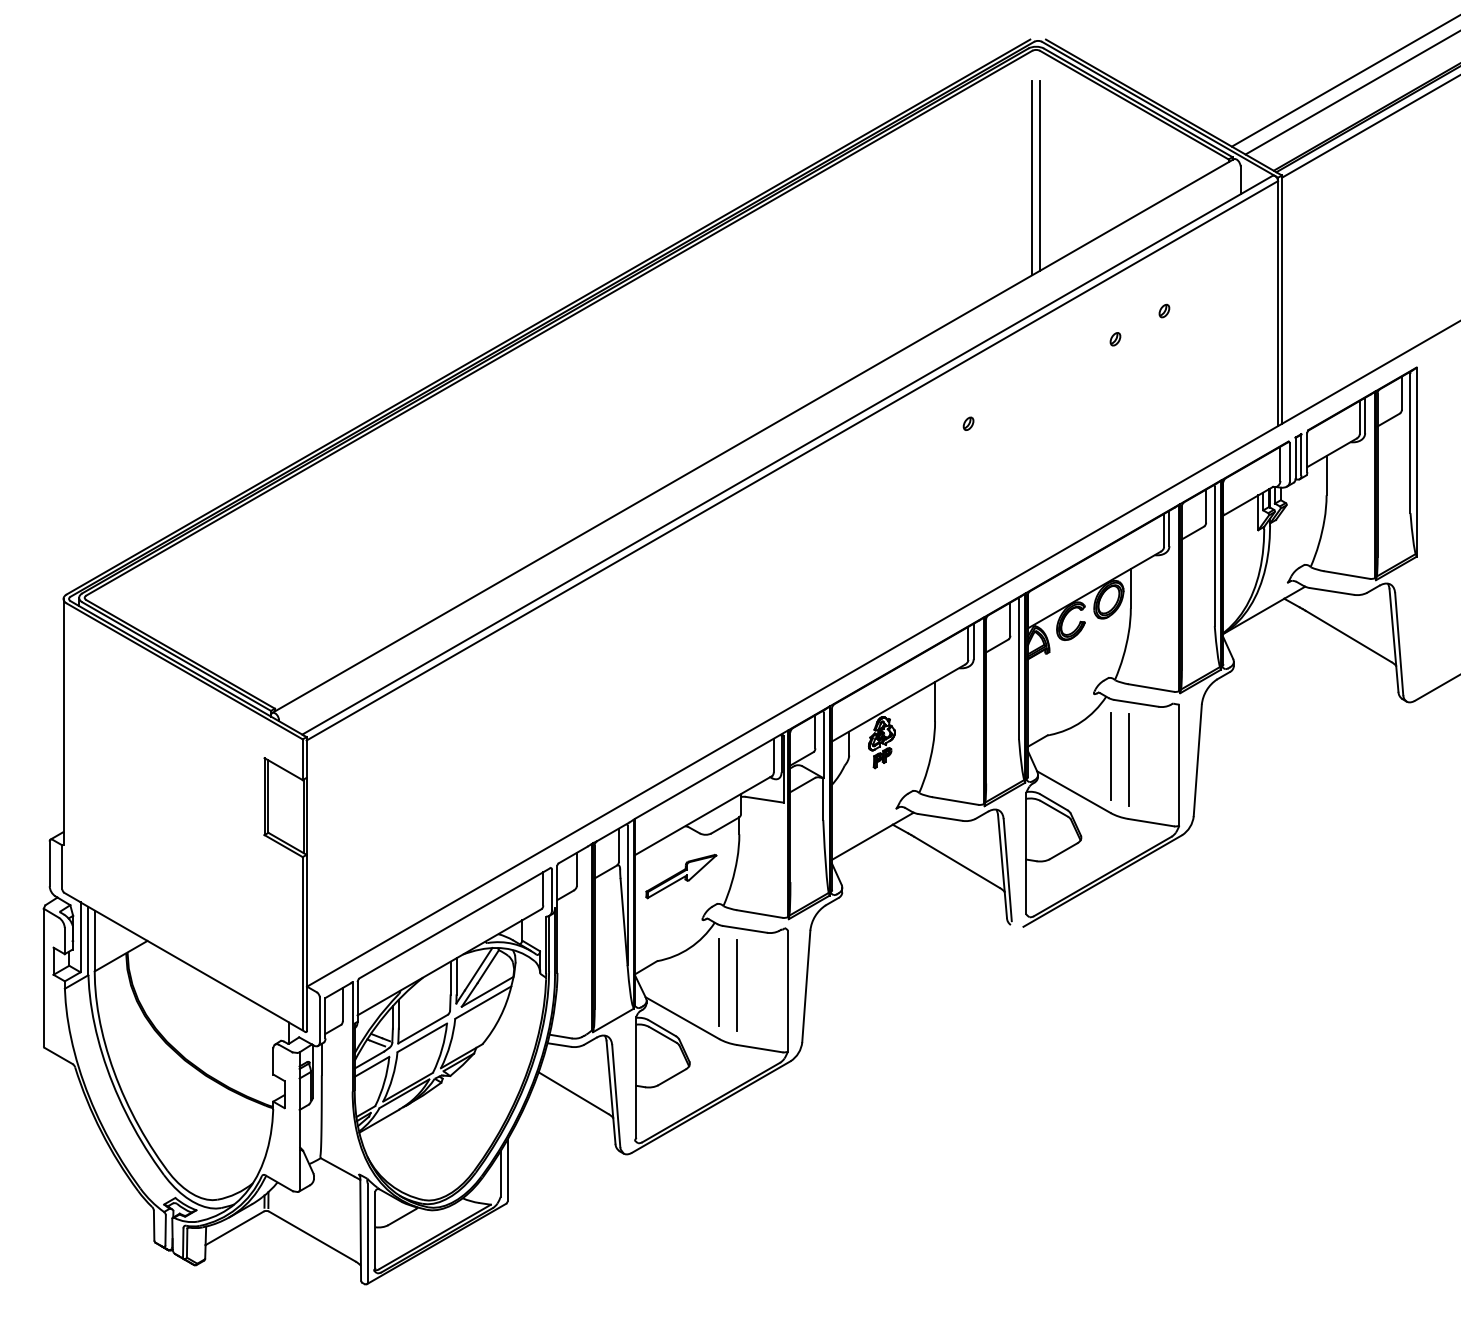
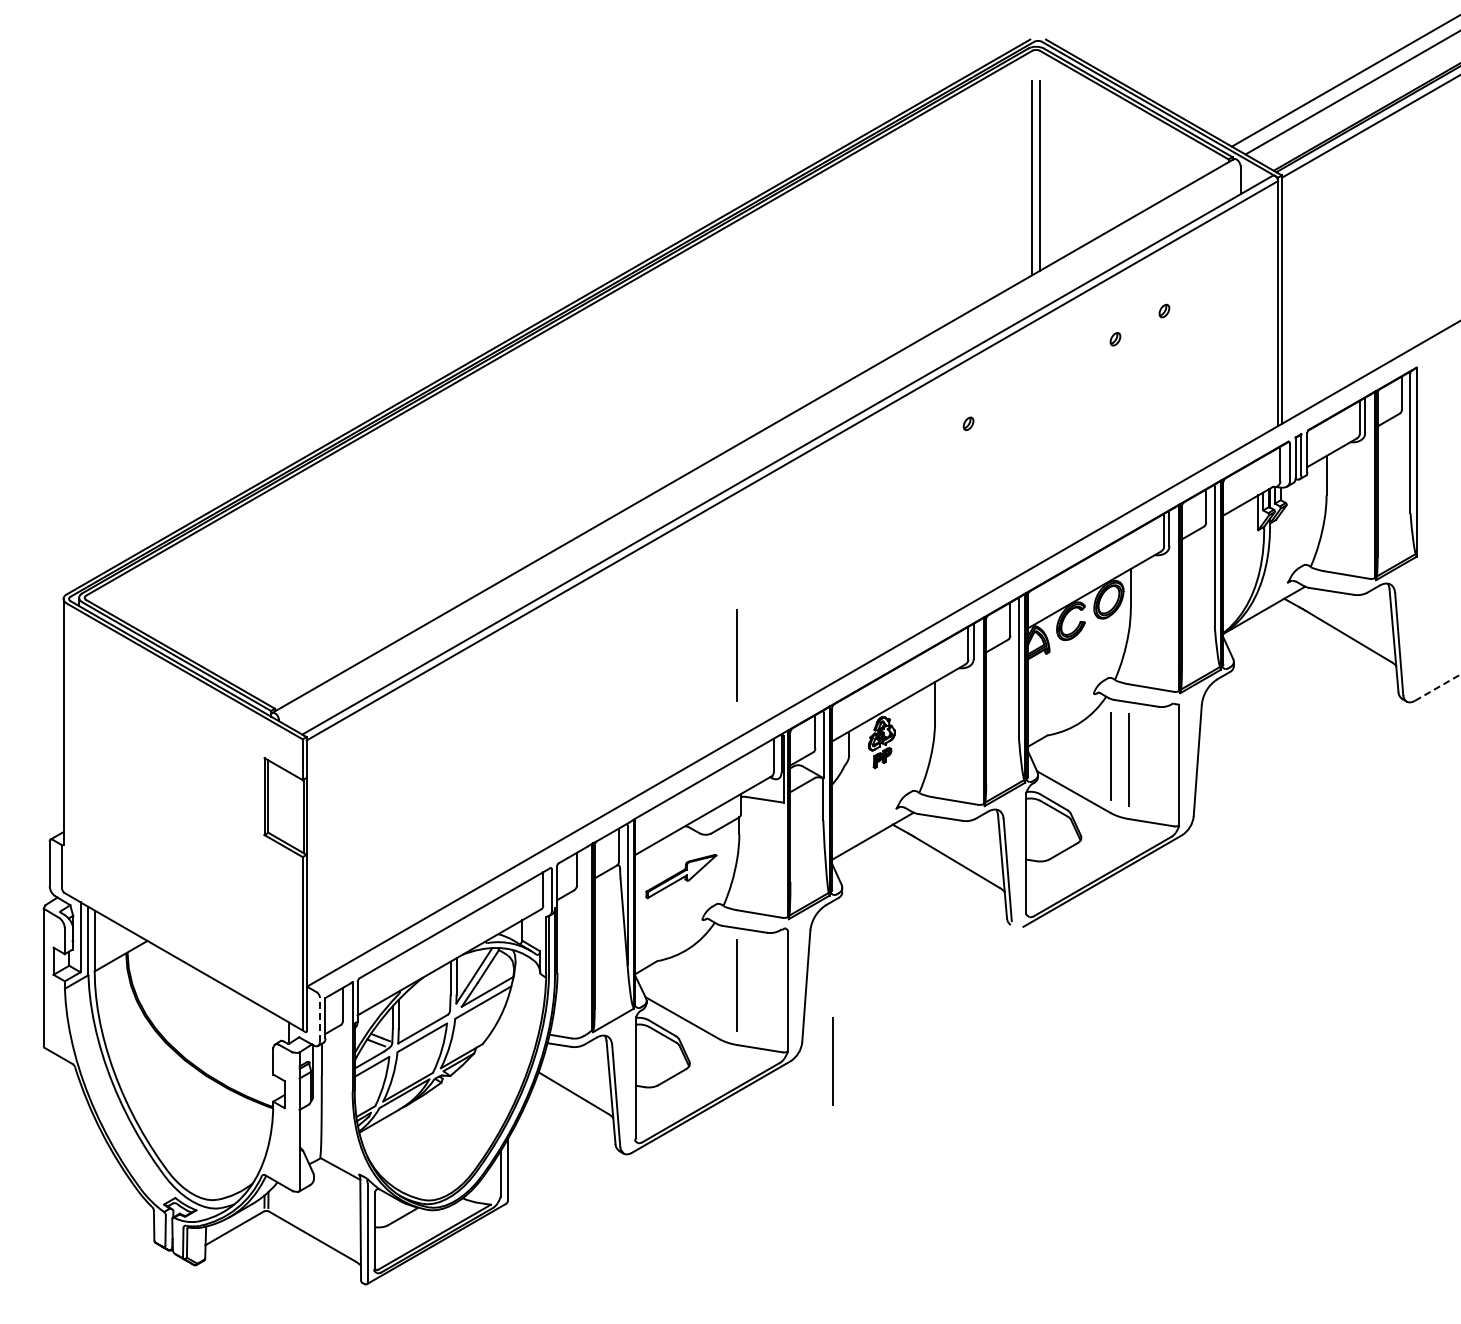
line: none -> present (736, 655)
line: solid -> dashed (1438, 687)
line position: (718, 982) -> (832, 1061) (832, 1061)
line: solid -> dashed (319, 1019)
